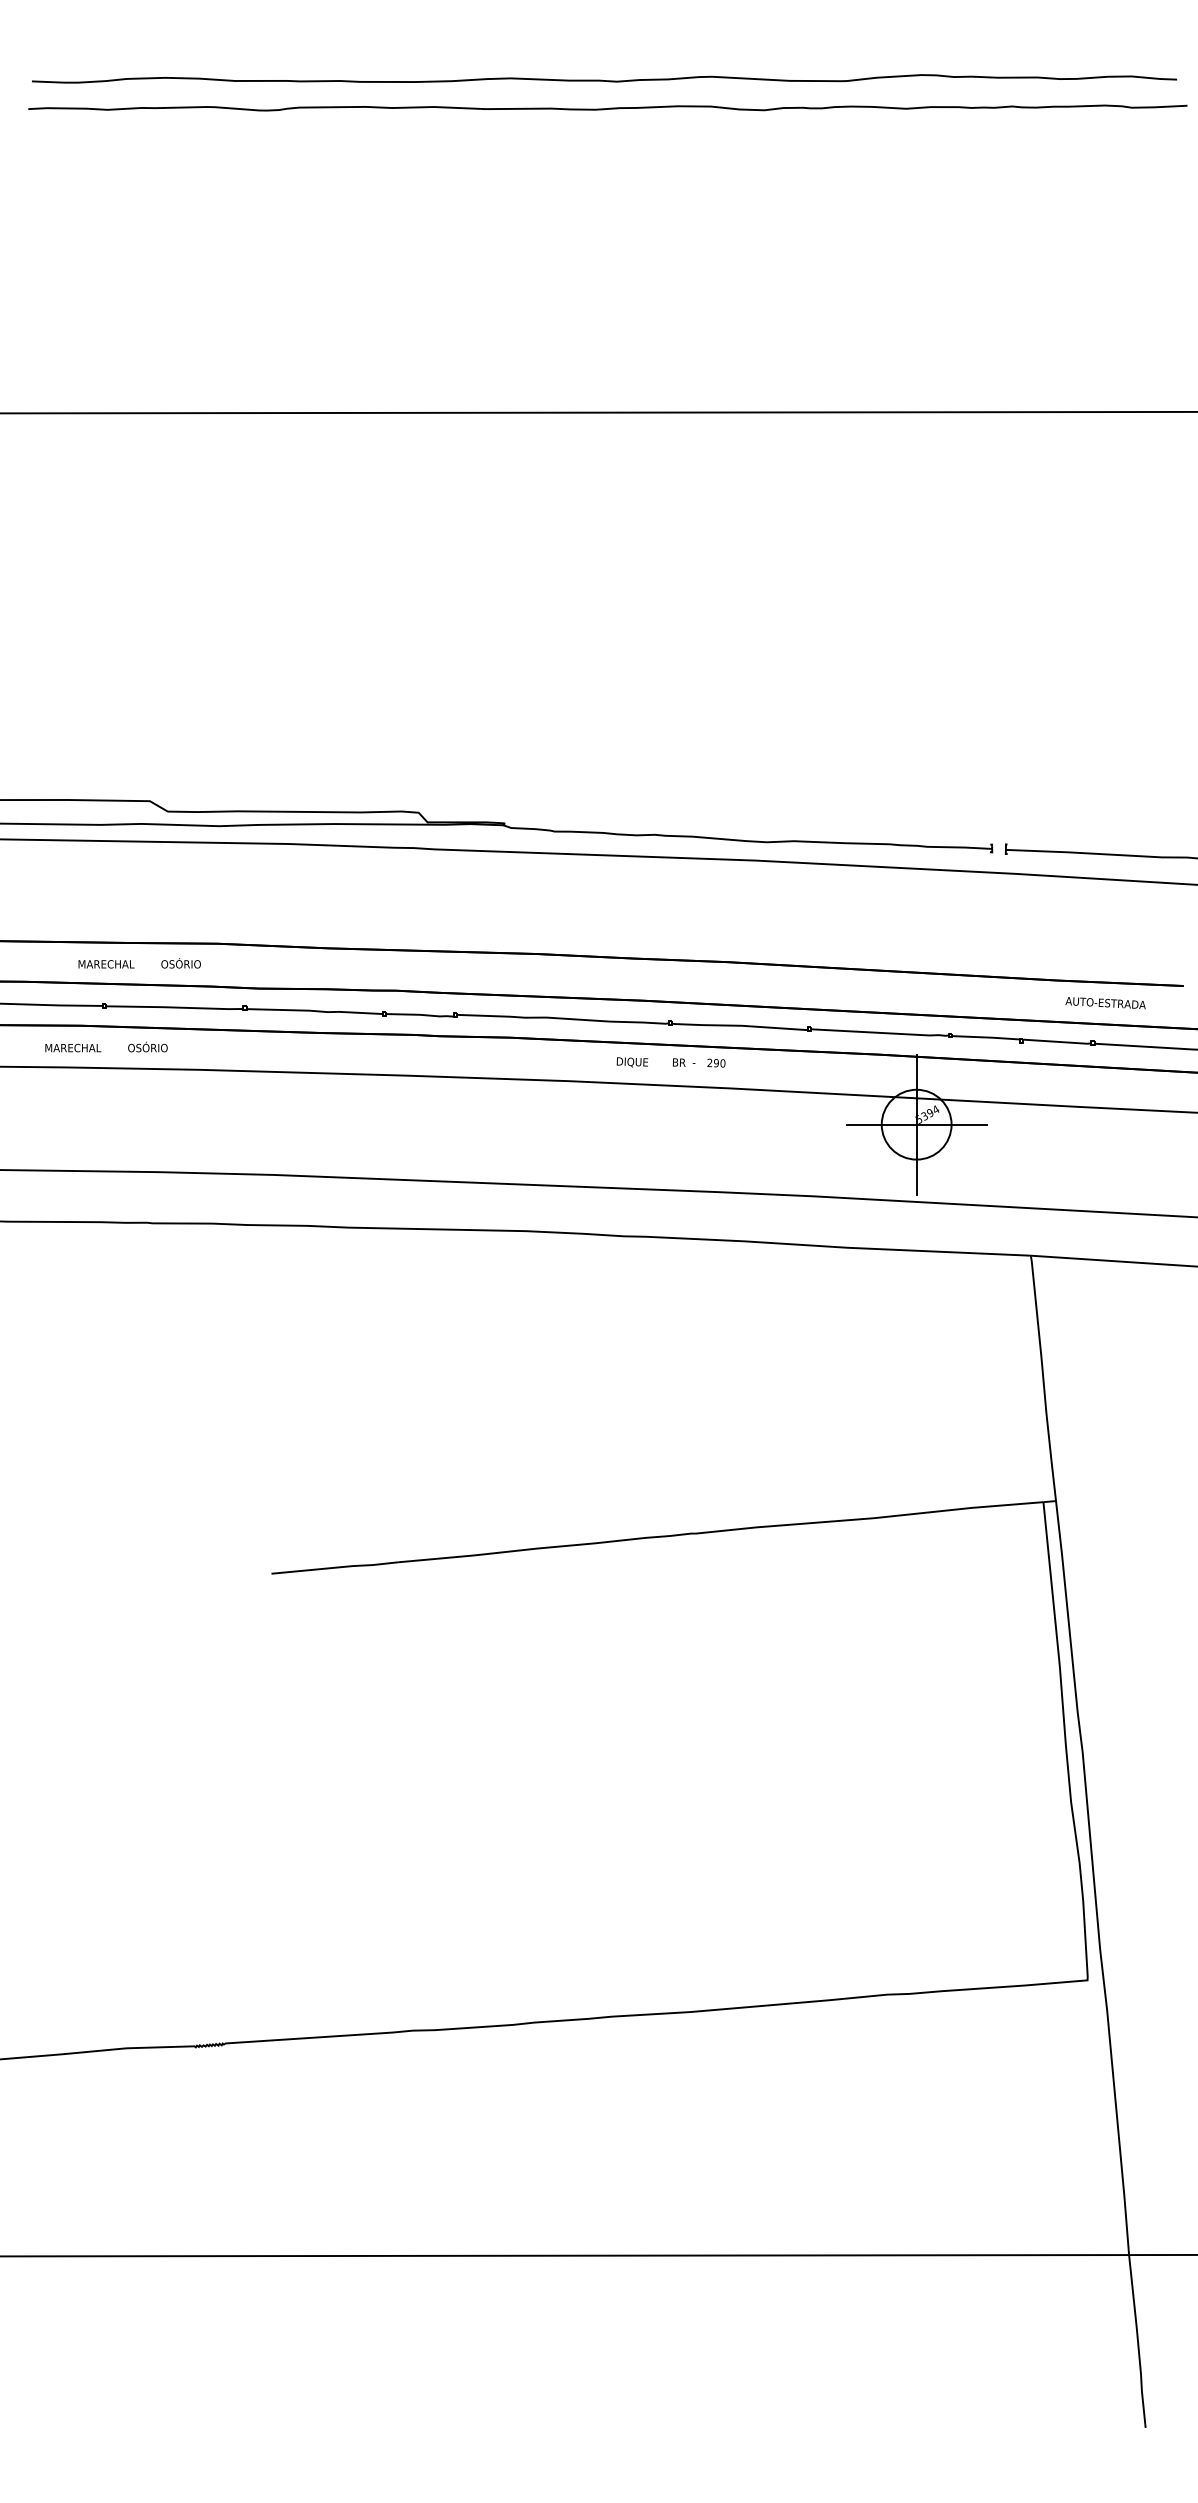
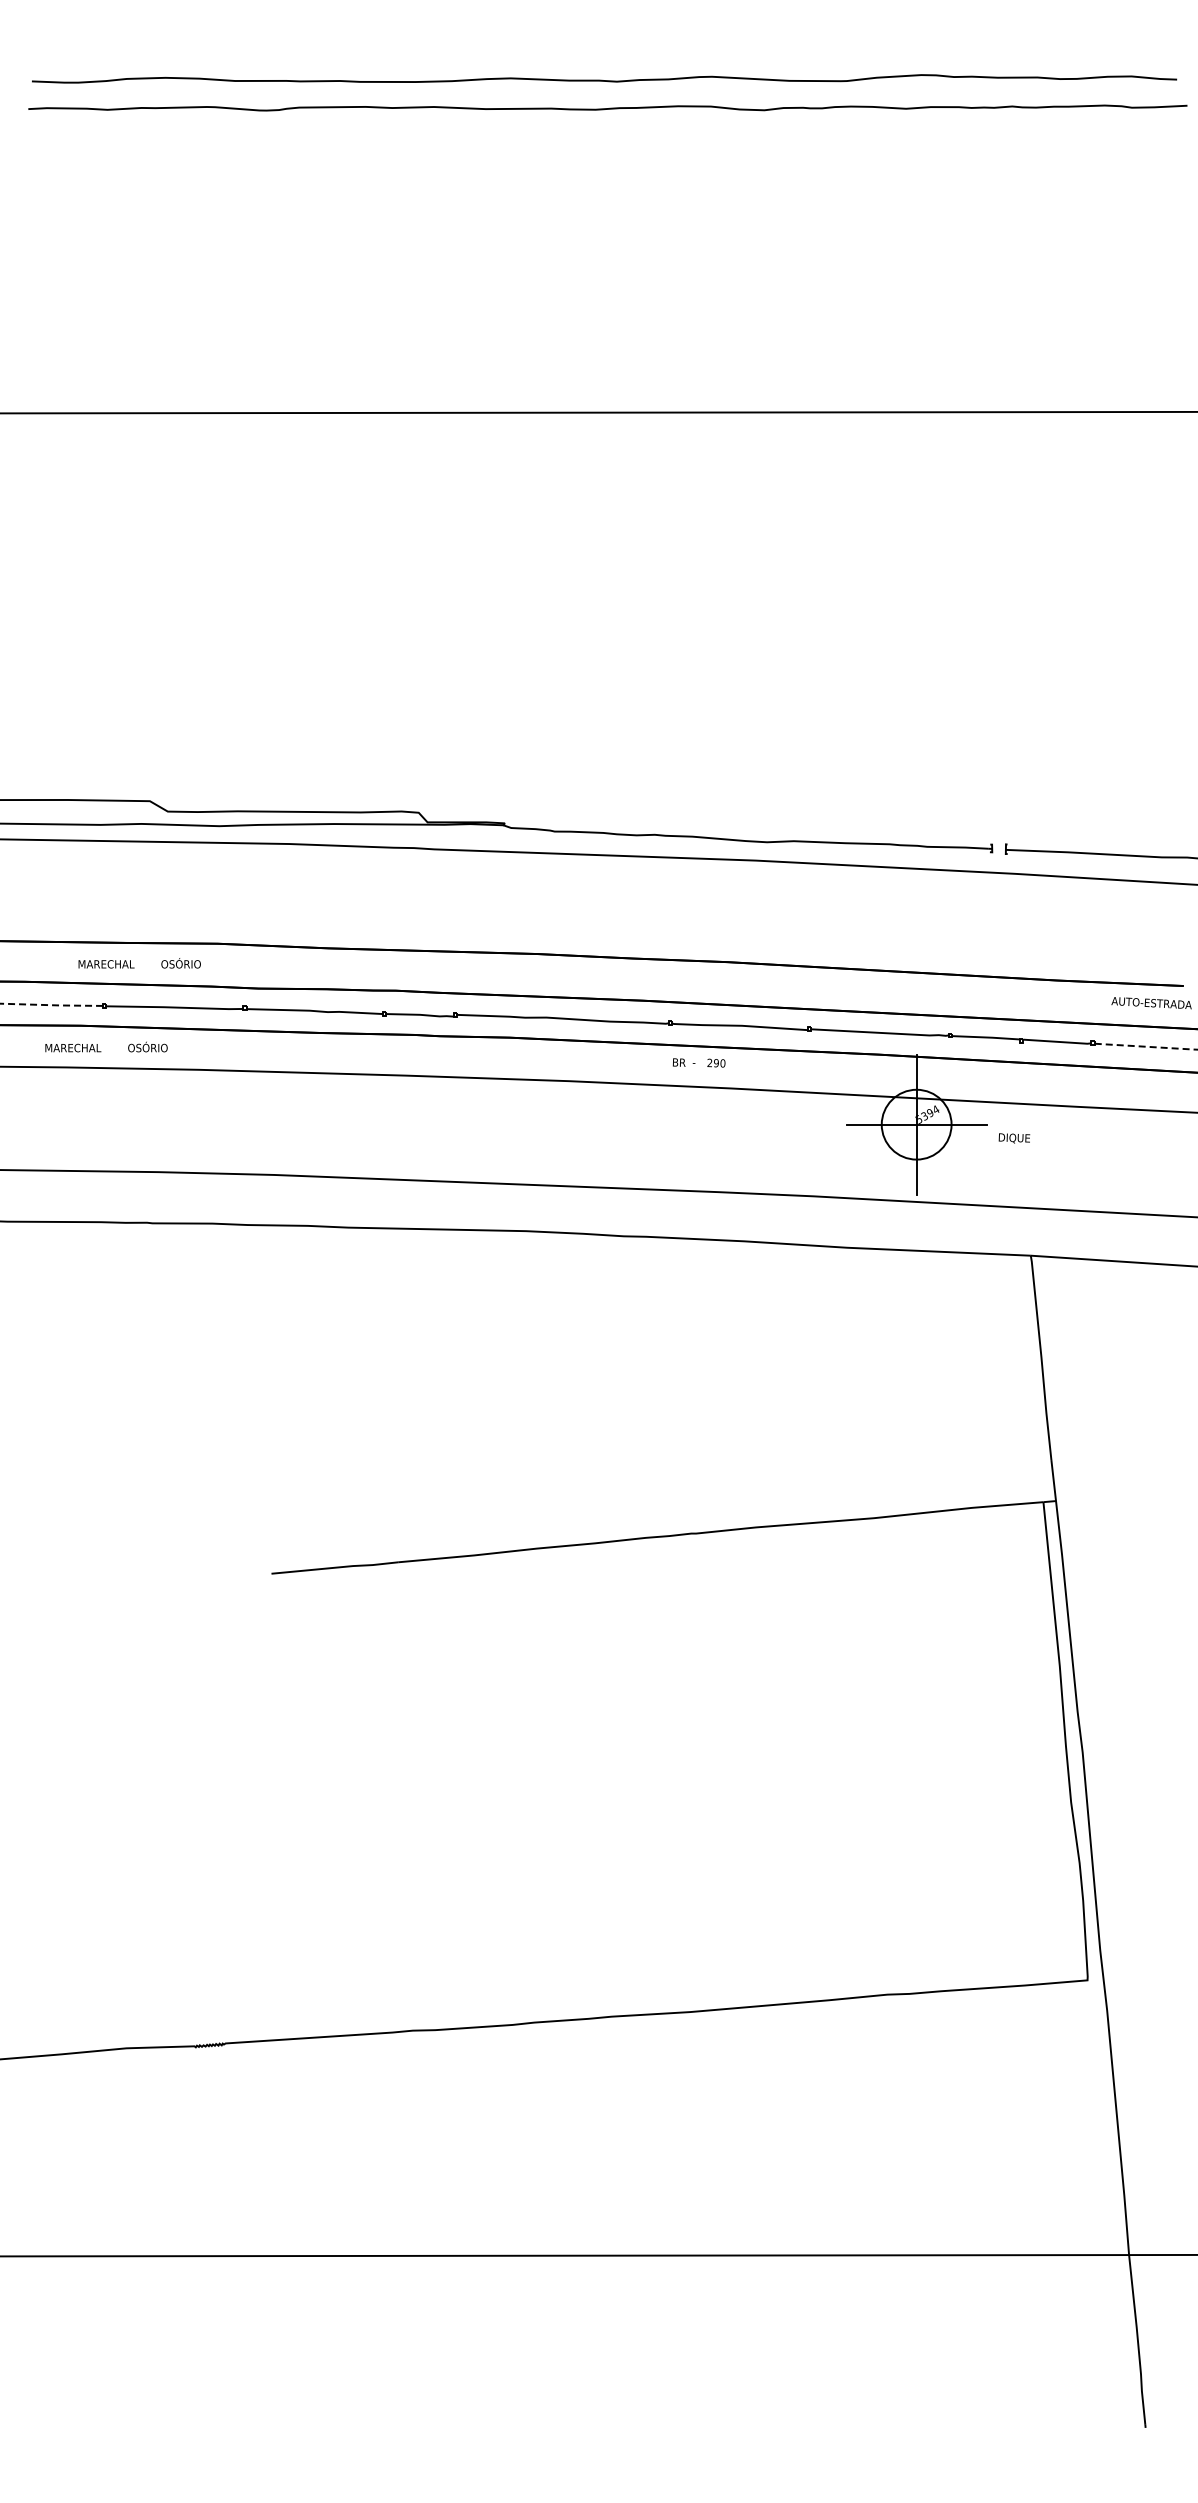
text position: (1105, 1003) -> (1151, 1003) (1151, 1003)
line: solid -> dashed (52, 1005)
line: solid -> dashed (1146, 1046)
text position: (632, 1062) -> (1014, 1138) (1014, 1138)
